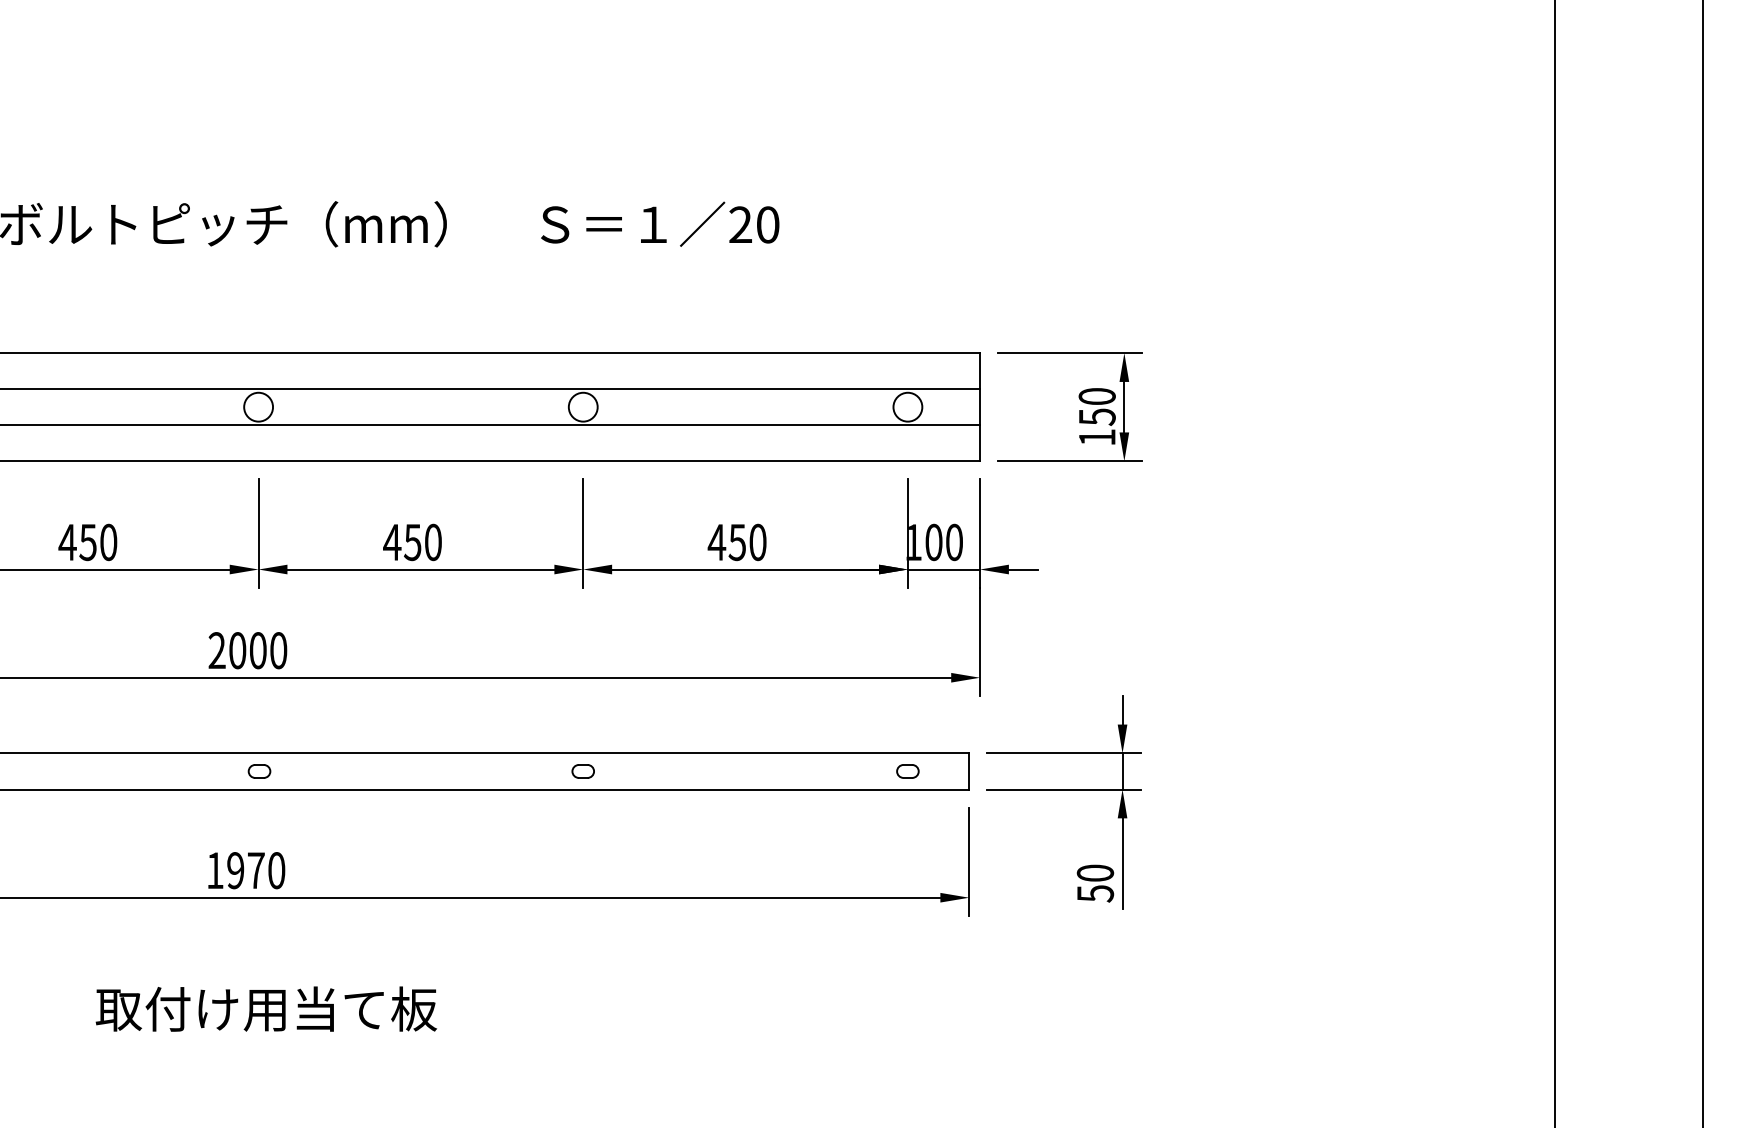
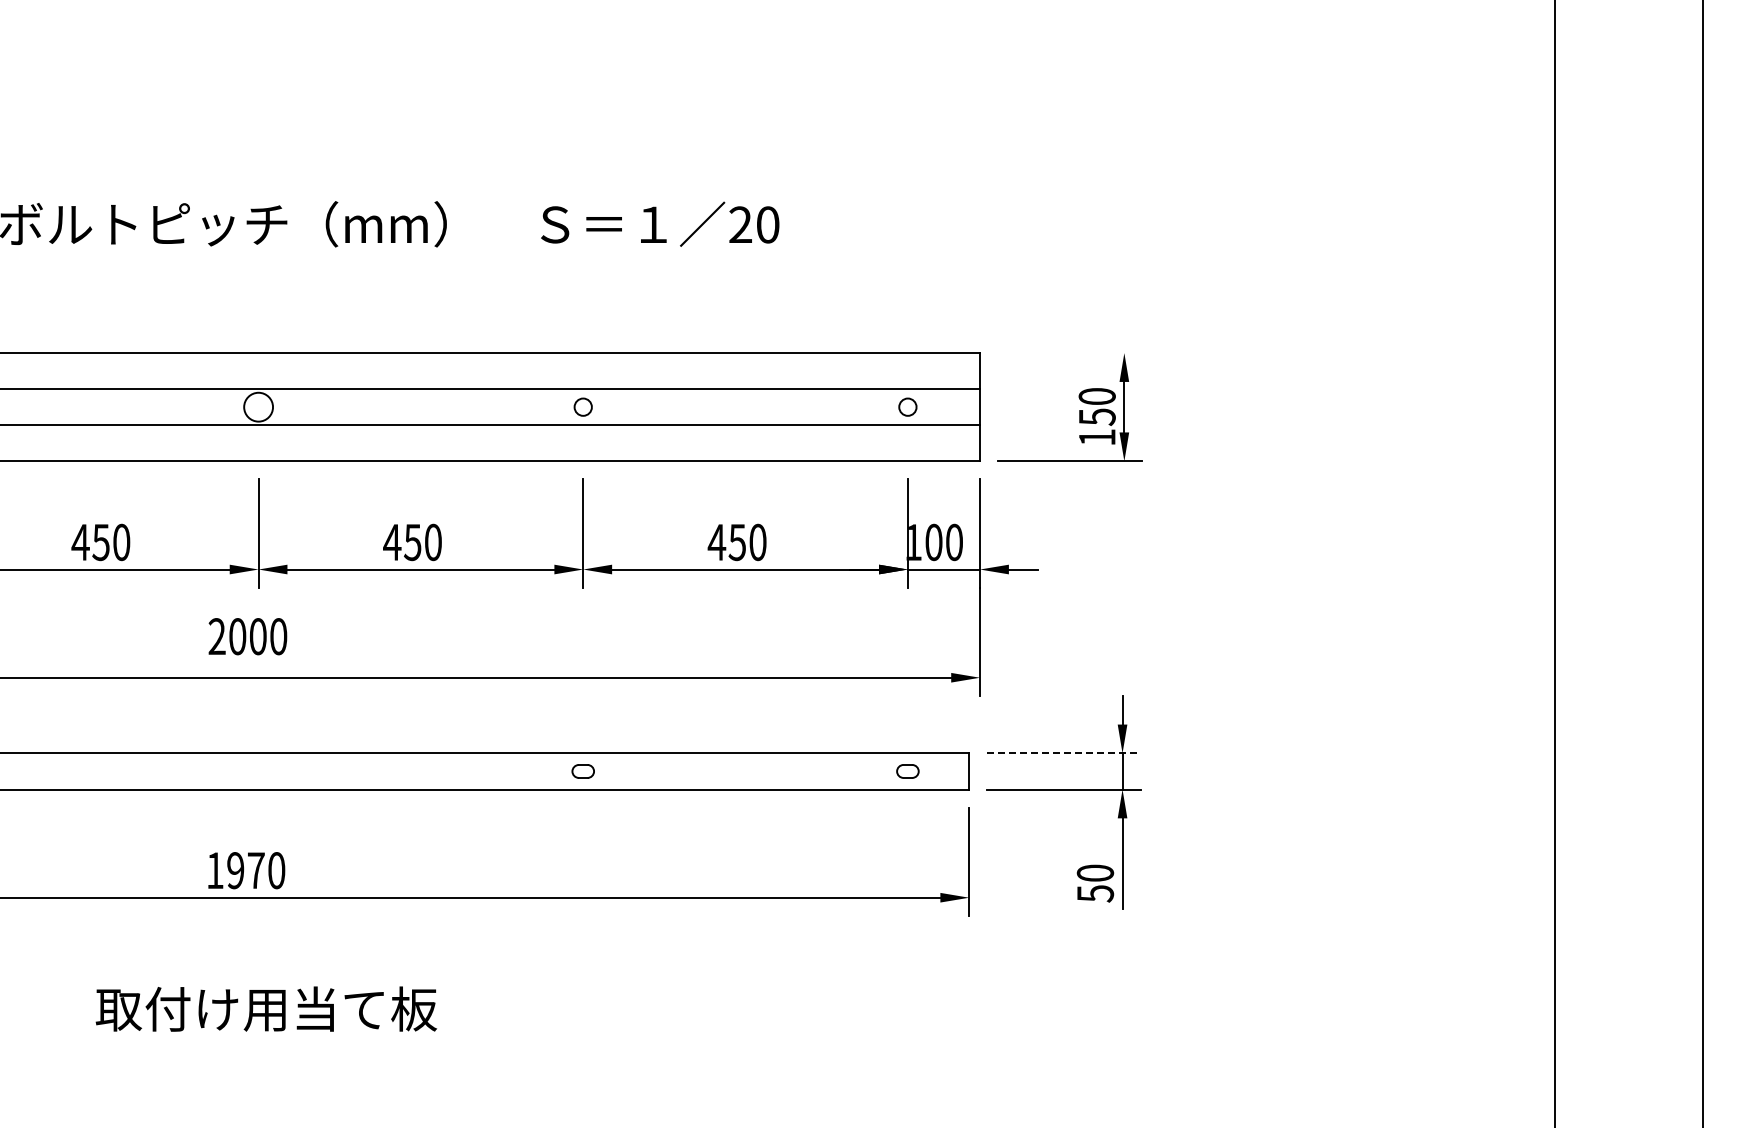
line: present -> none (1070, 353)
circle diameter: 29 px -> 17 px (582, 406)
circle diameter: 29 px -> 17 px (907, 406)
text position: (87, 542) -> (100, 542) (100, 542)
text position: (247, 650) -> (247, 636) (247, 636)
line: solid -> dashed (1063, 753)
part: present -> none (259, 771)
